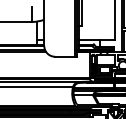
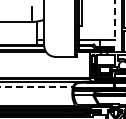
line: solid -> dashed (115, 20)
line: solid -> dashed (37, 87)
